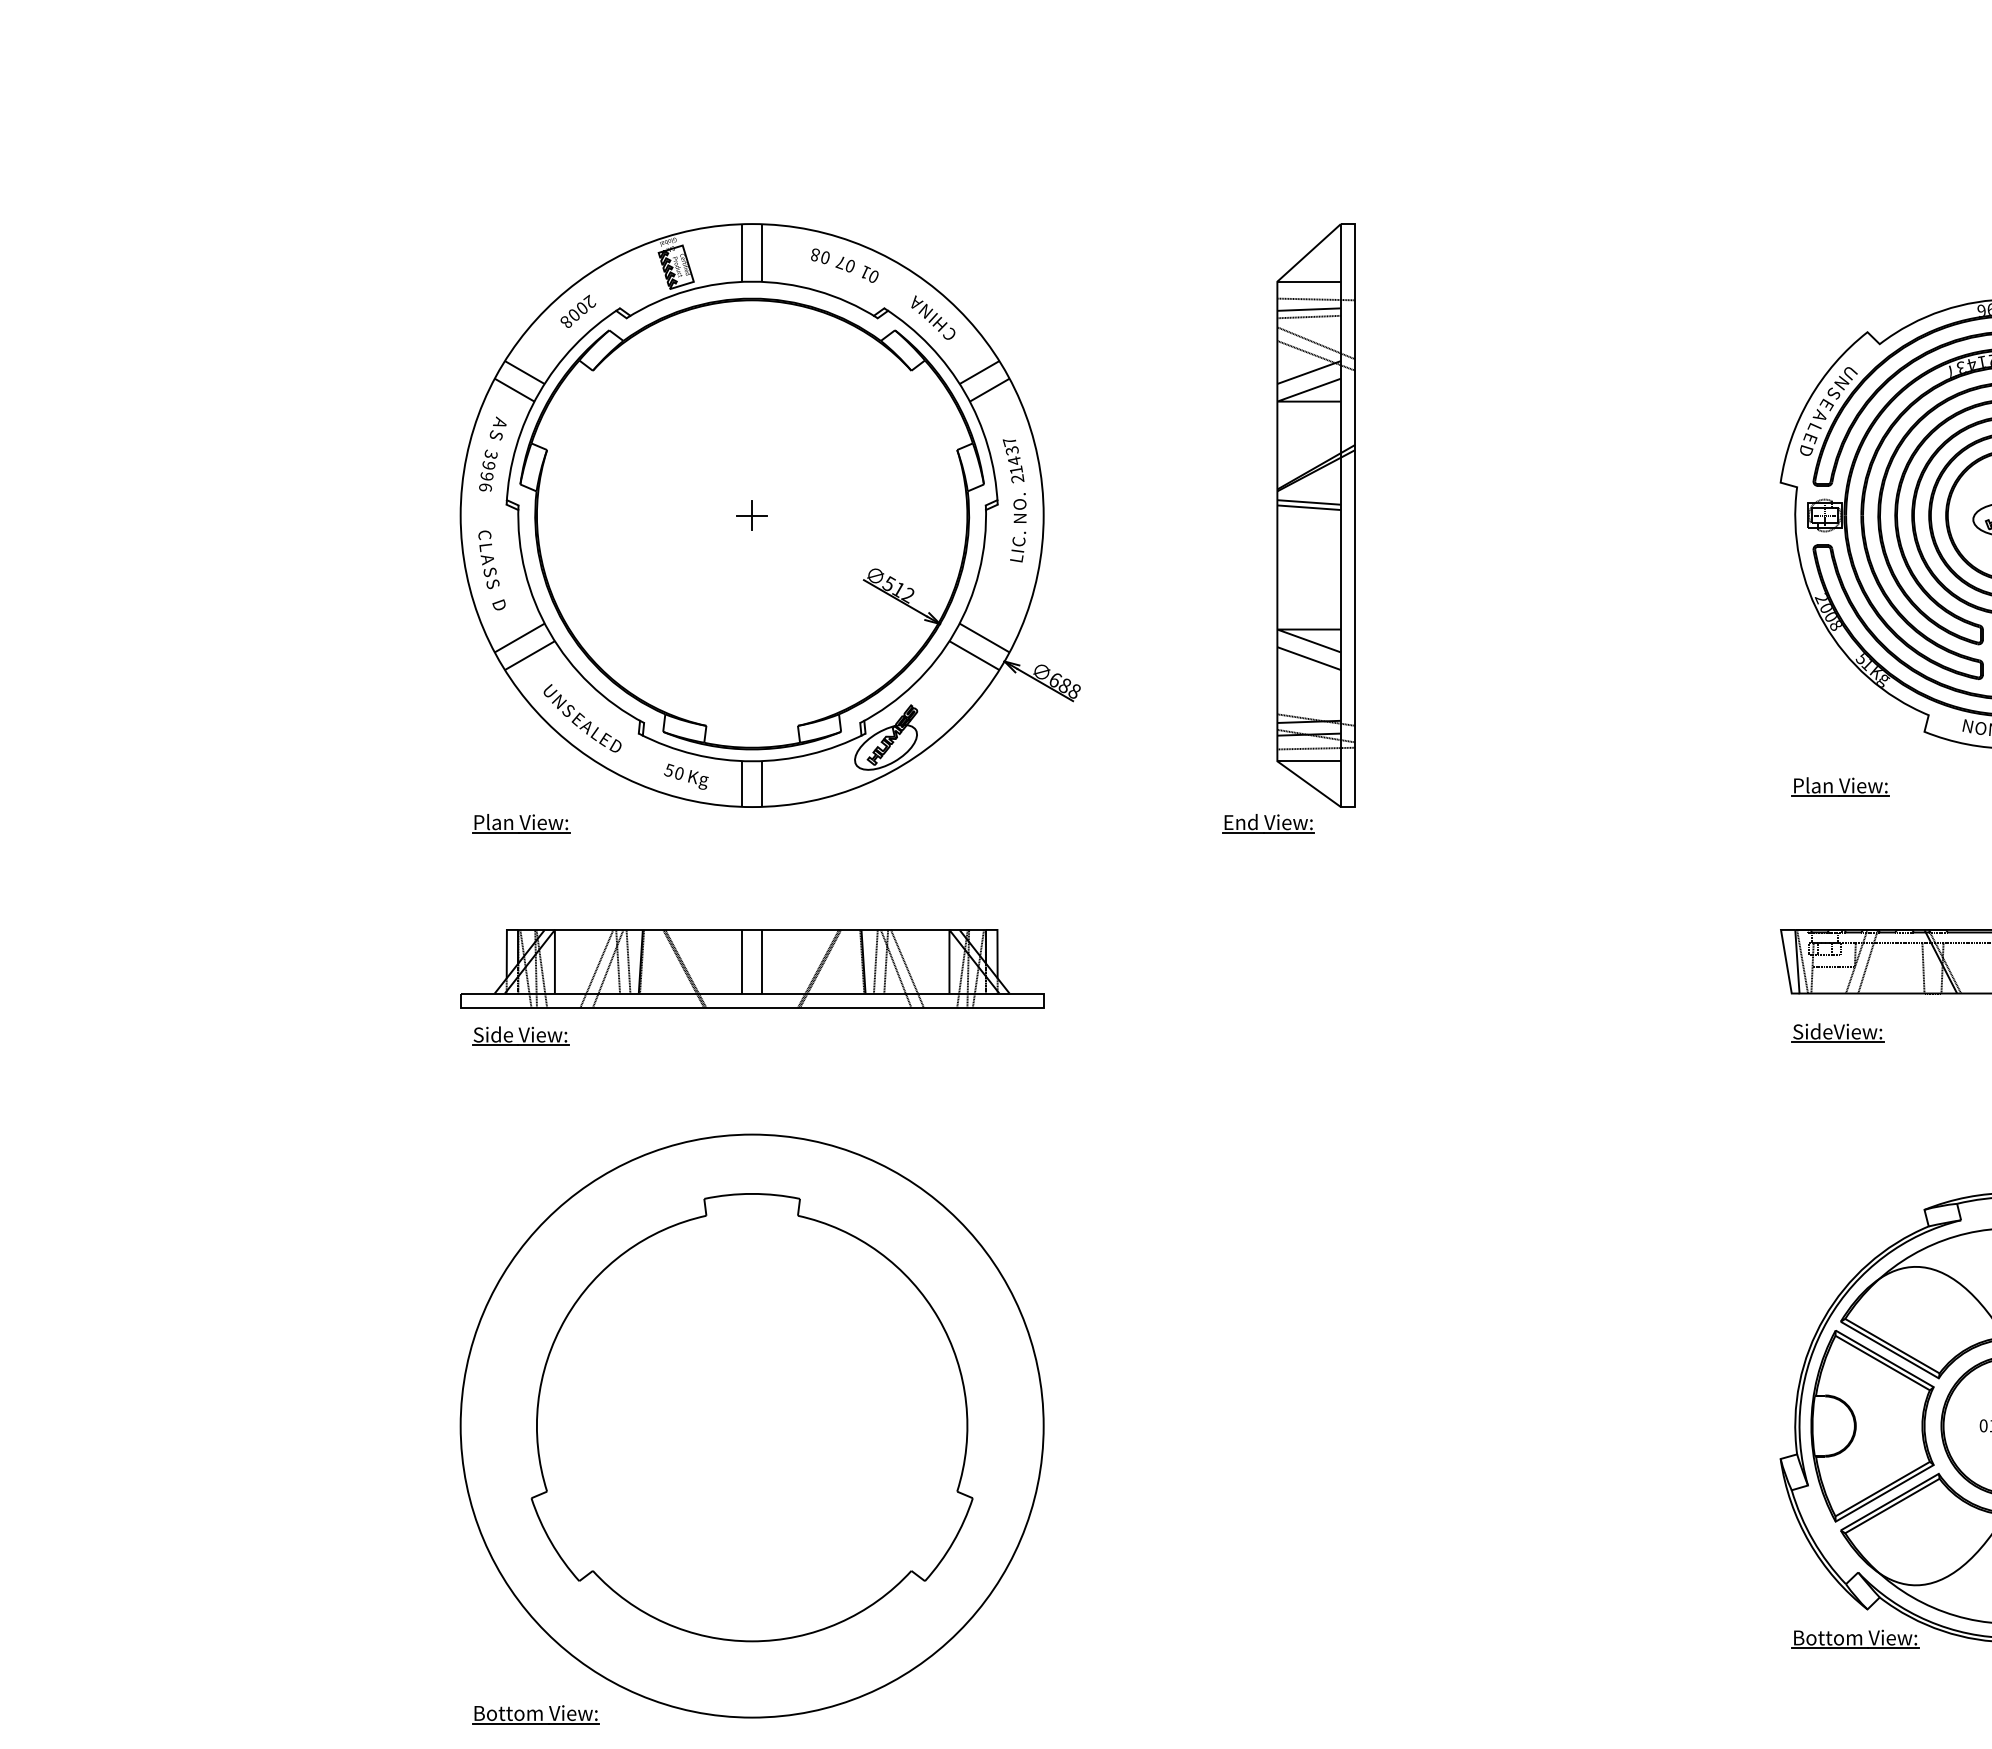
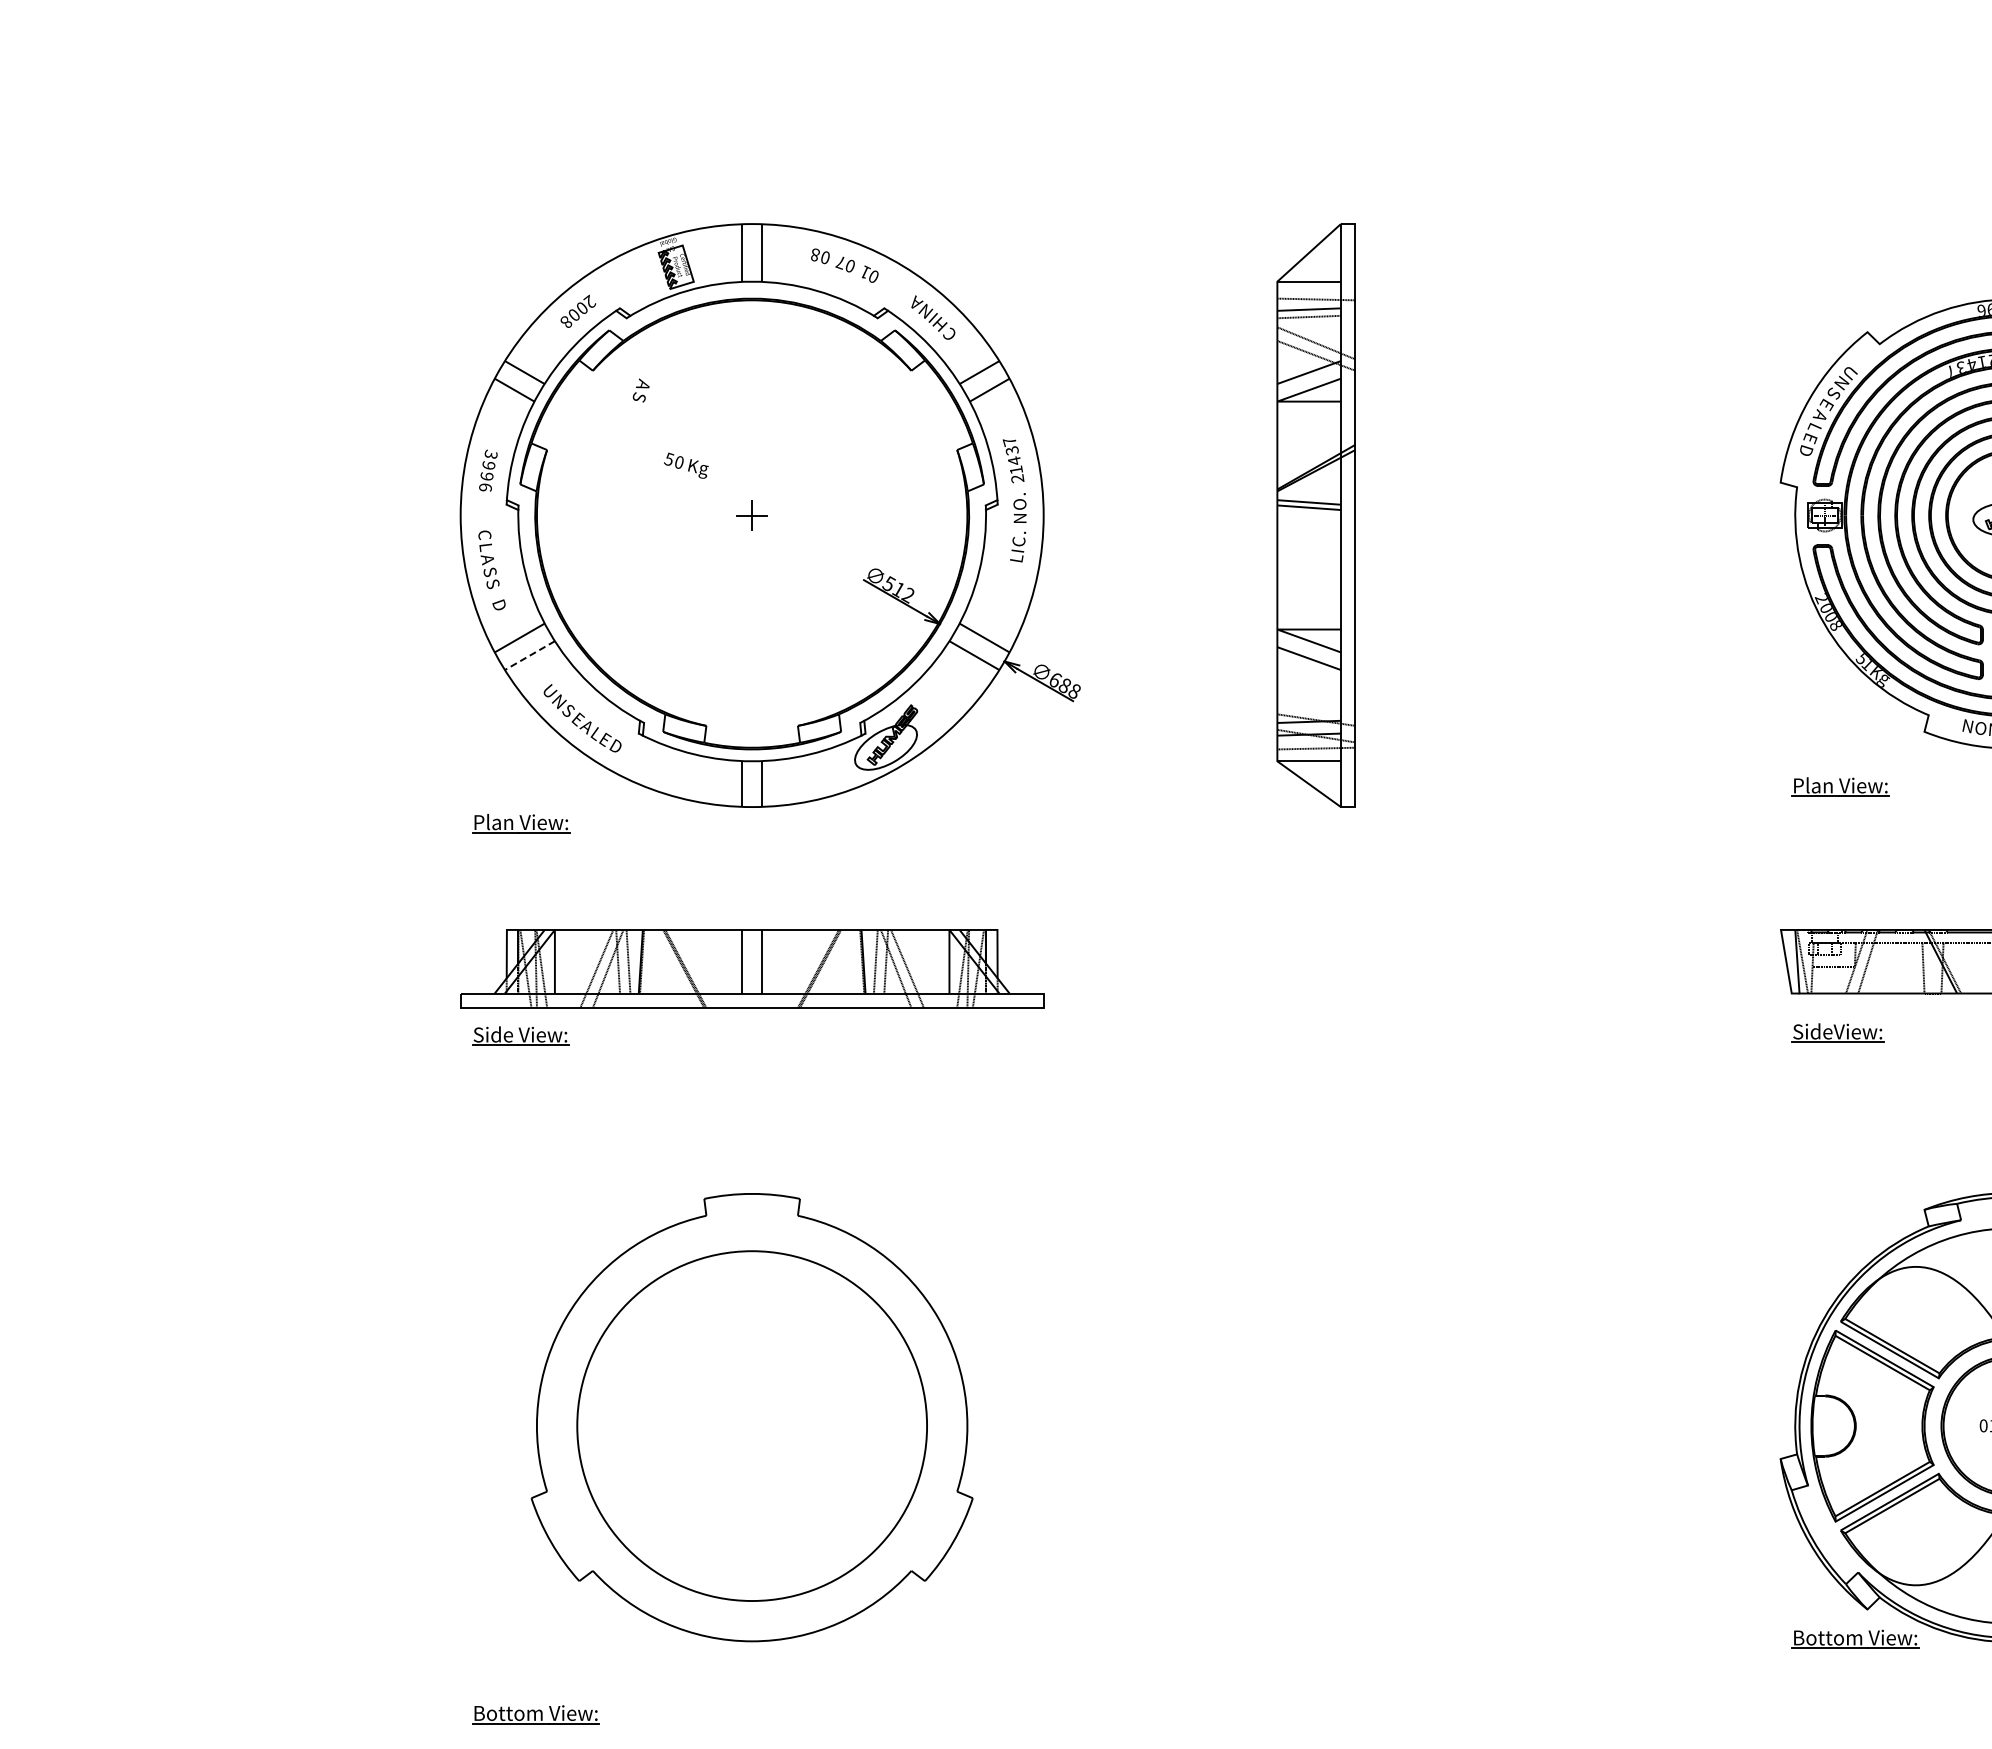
text position: (497, 428) -> (640, 390) (640, 390)
line: solid -> dashed (529, 655)
text position: (686, 776) -> (686, 465) (686, 465)
part: present -> none (1268, 823)
circle diameter: 583 px -> 350 px (752, 1426)
